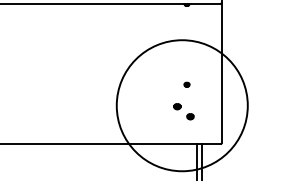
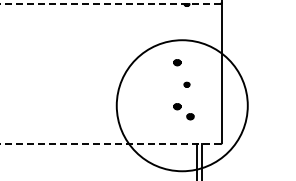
line: solid -> dashed (110, 3)
part: none -> present (177, 62)
line: solid -> dashed (110, 144)
